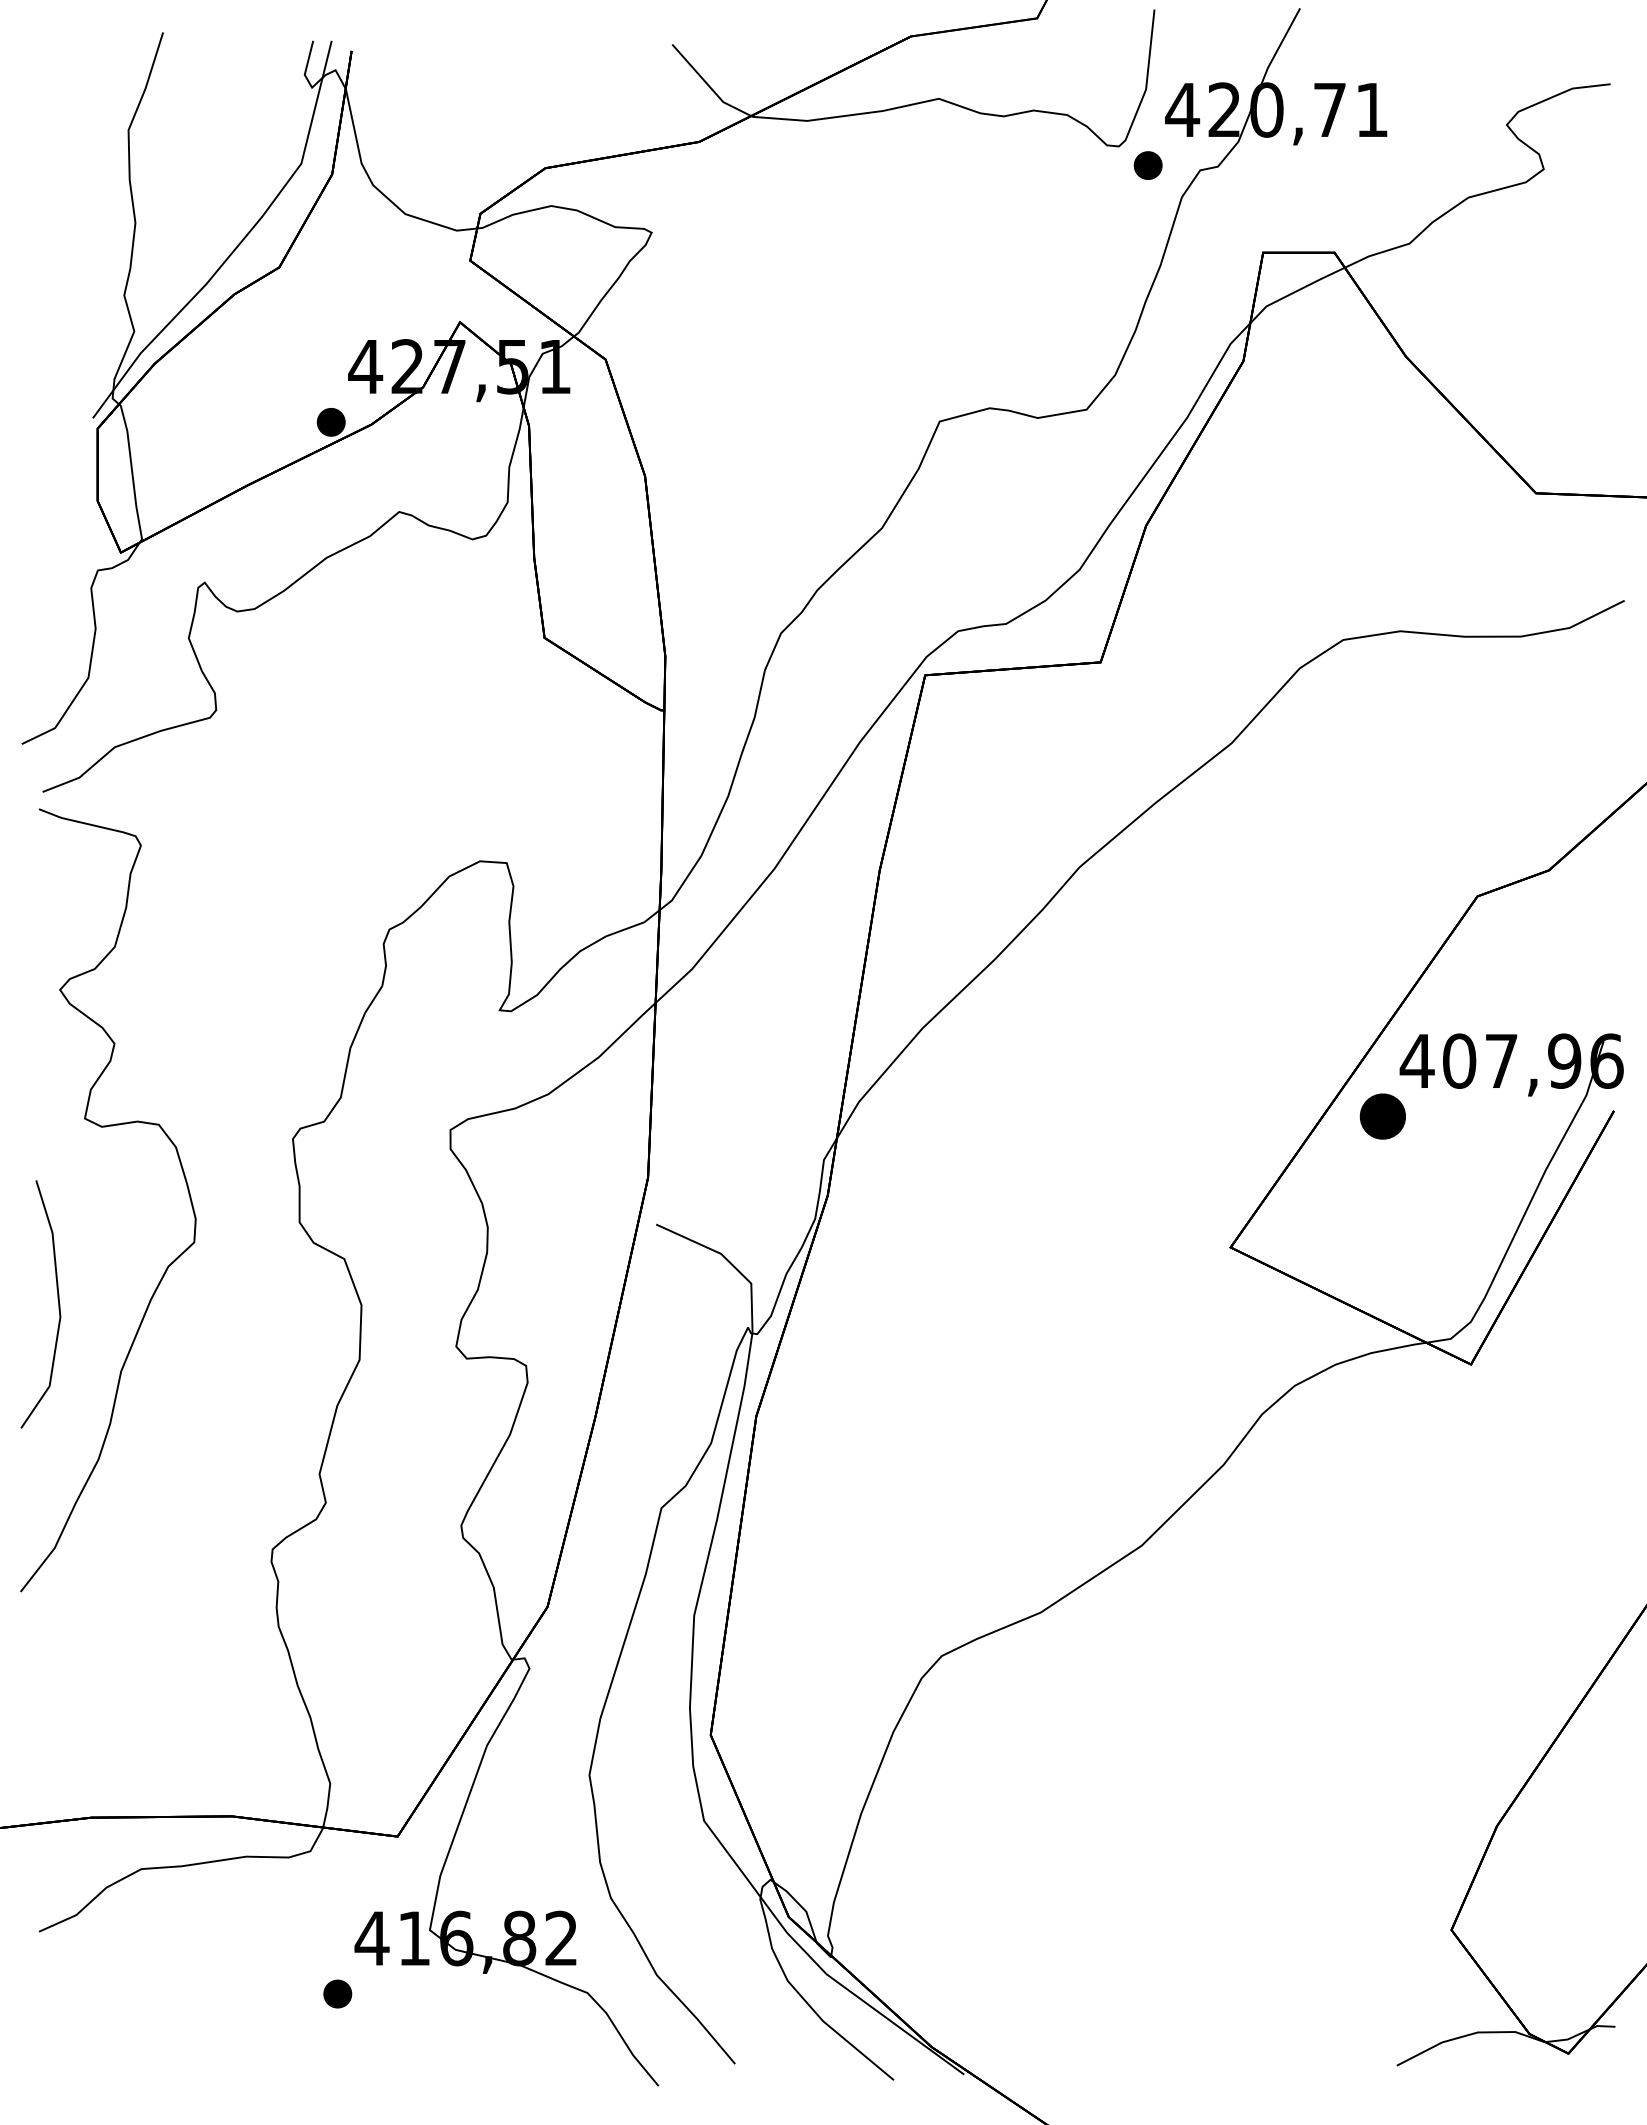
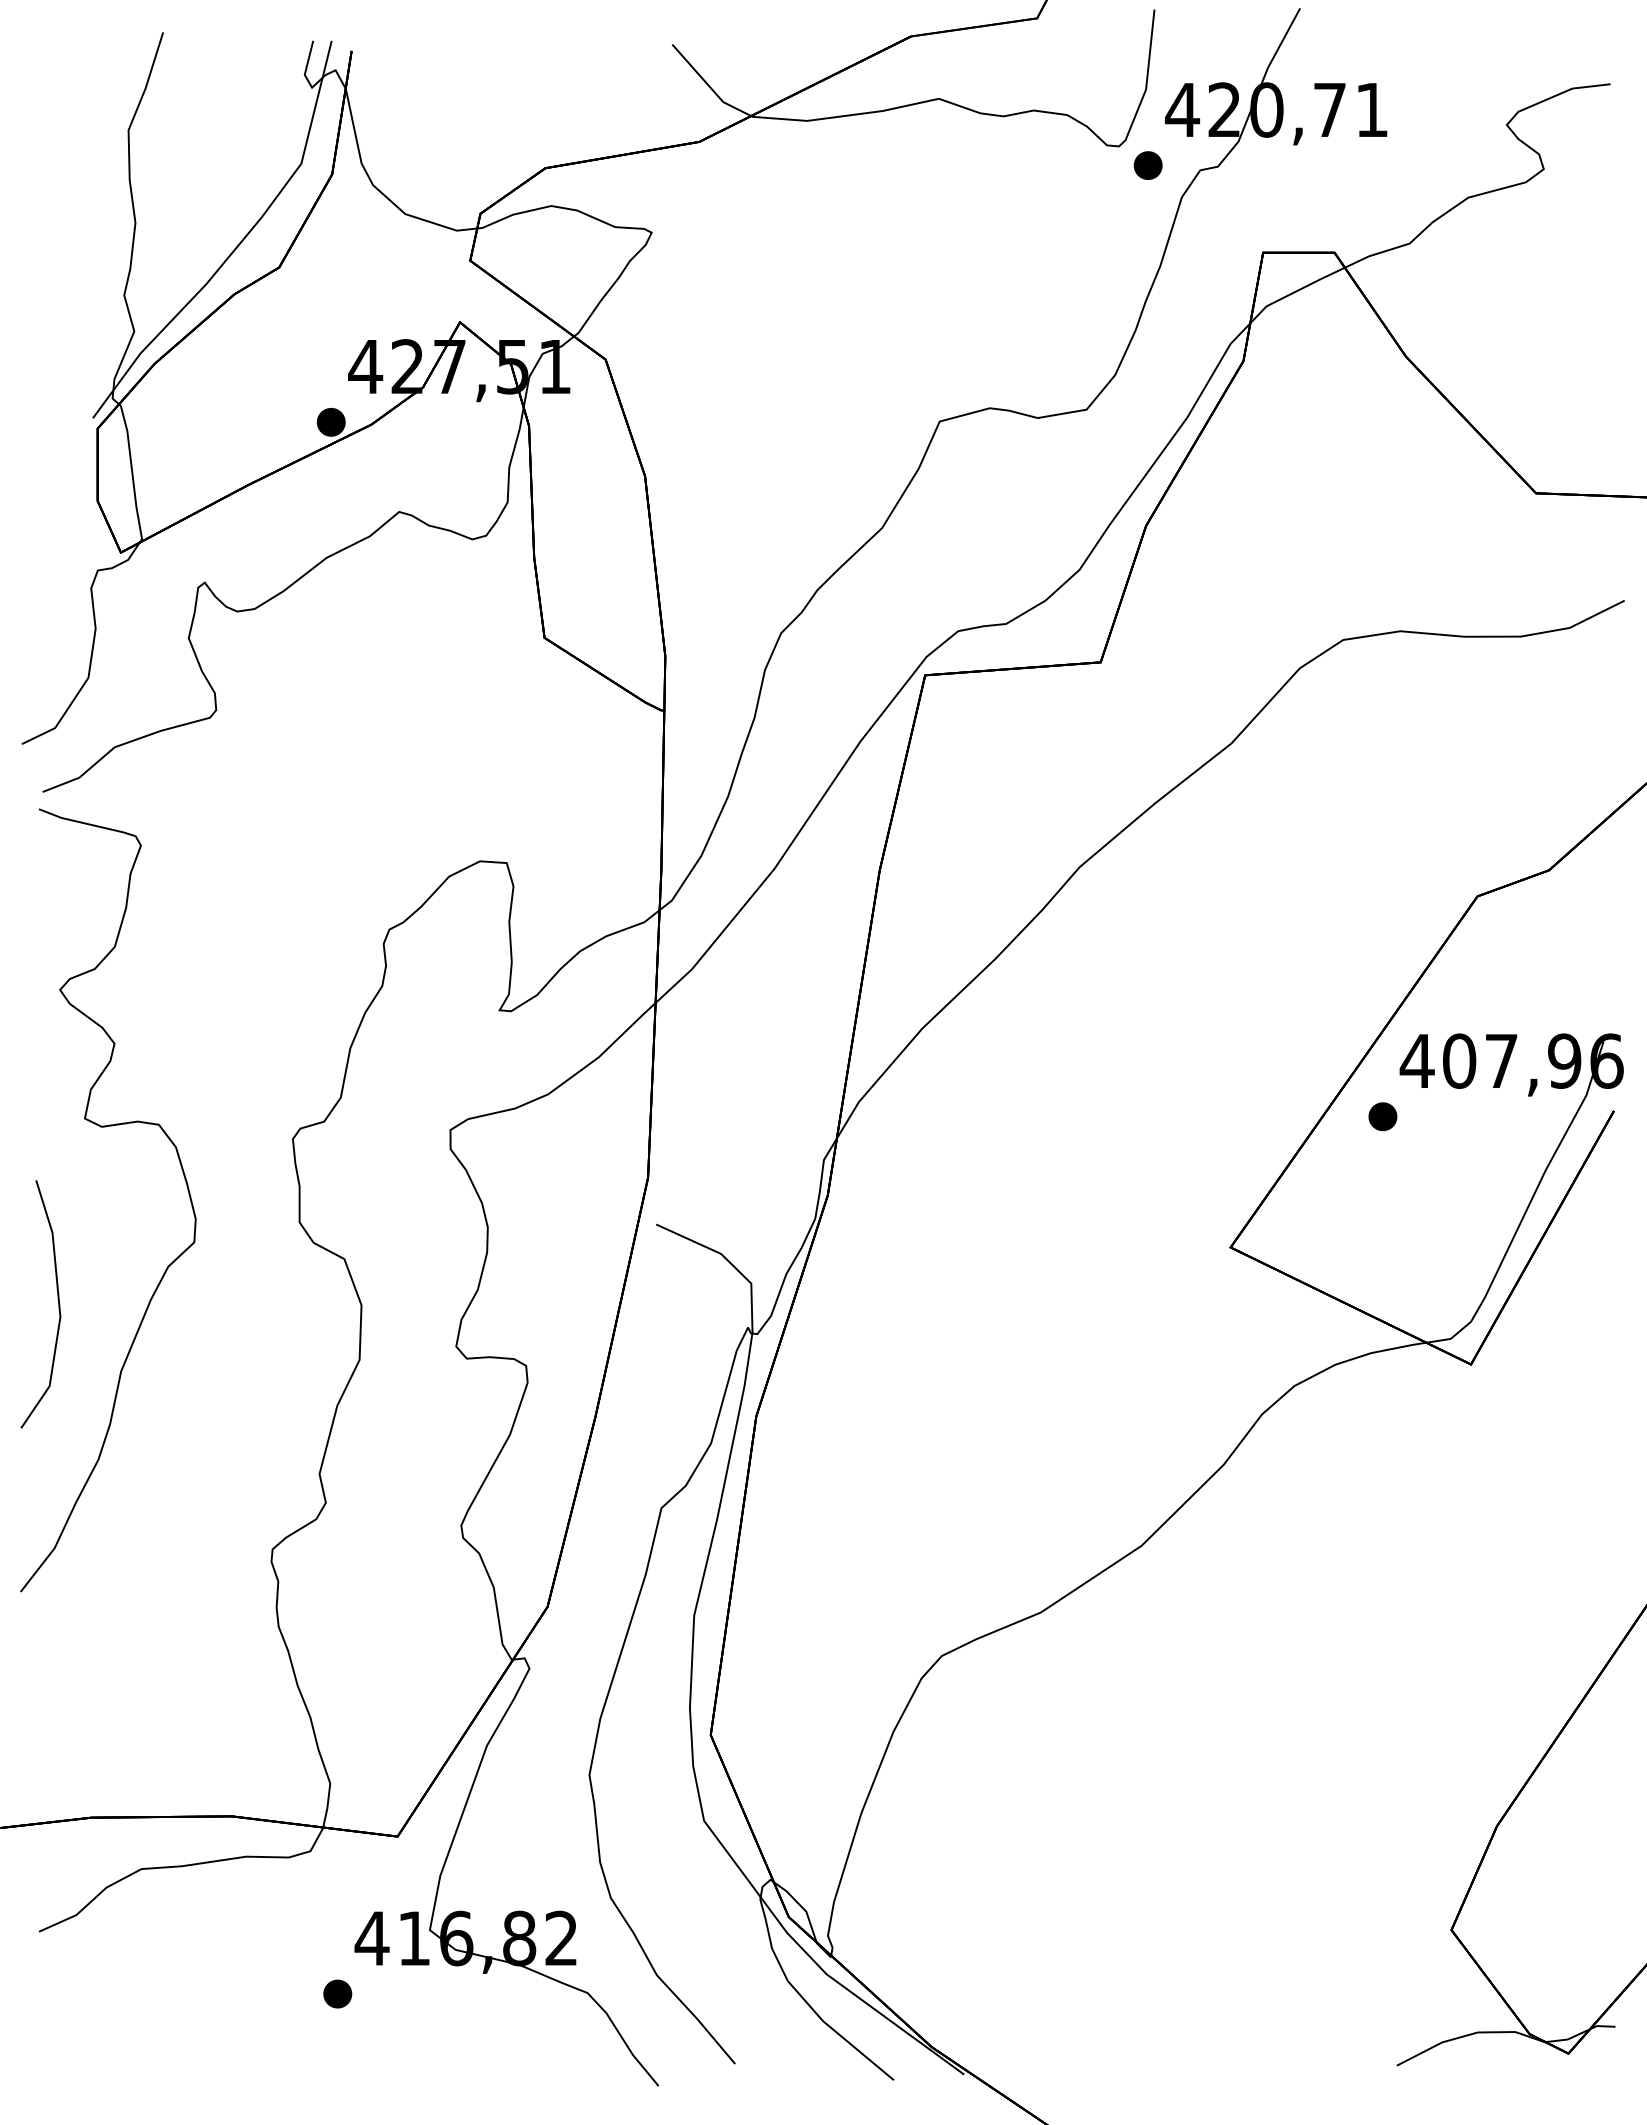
part size: 47x47 px -> 30x30 px (1382, 1116)
